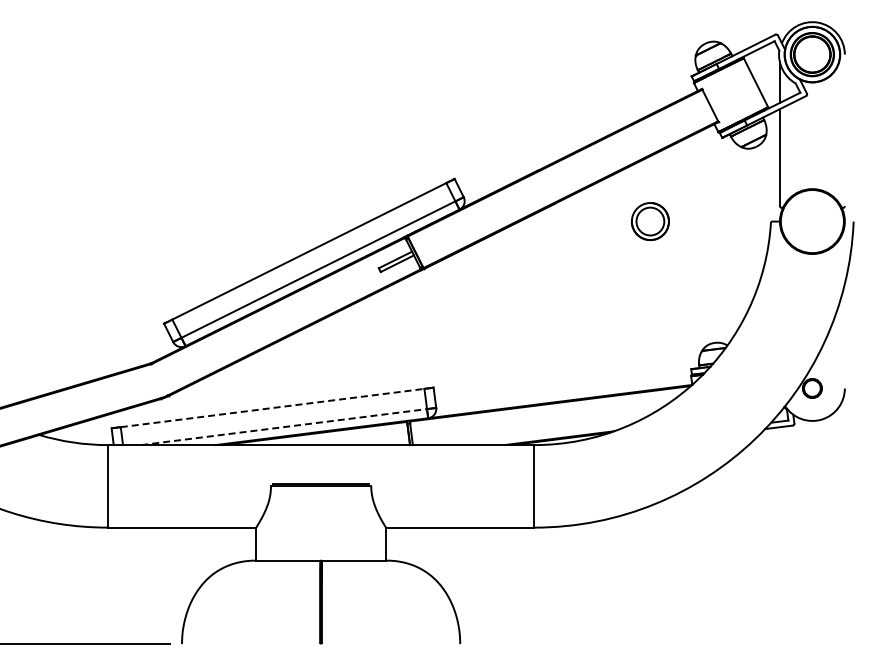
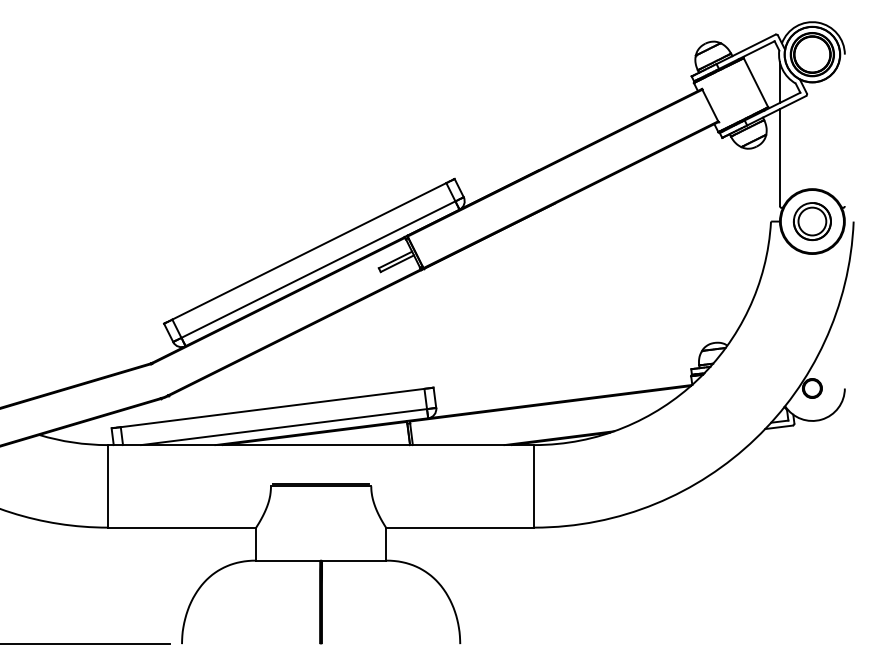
part position: (649, 221) -> (811, 221) (811, 221)
line: dashed -> solid (273, 407)
line: dashed -> solid (284, 427)
